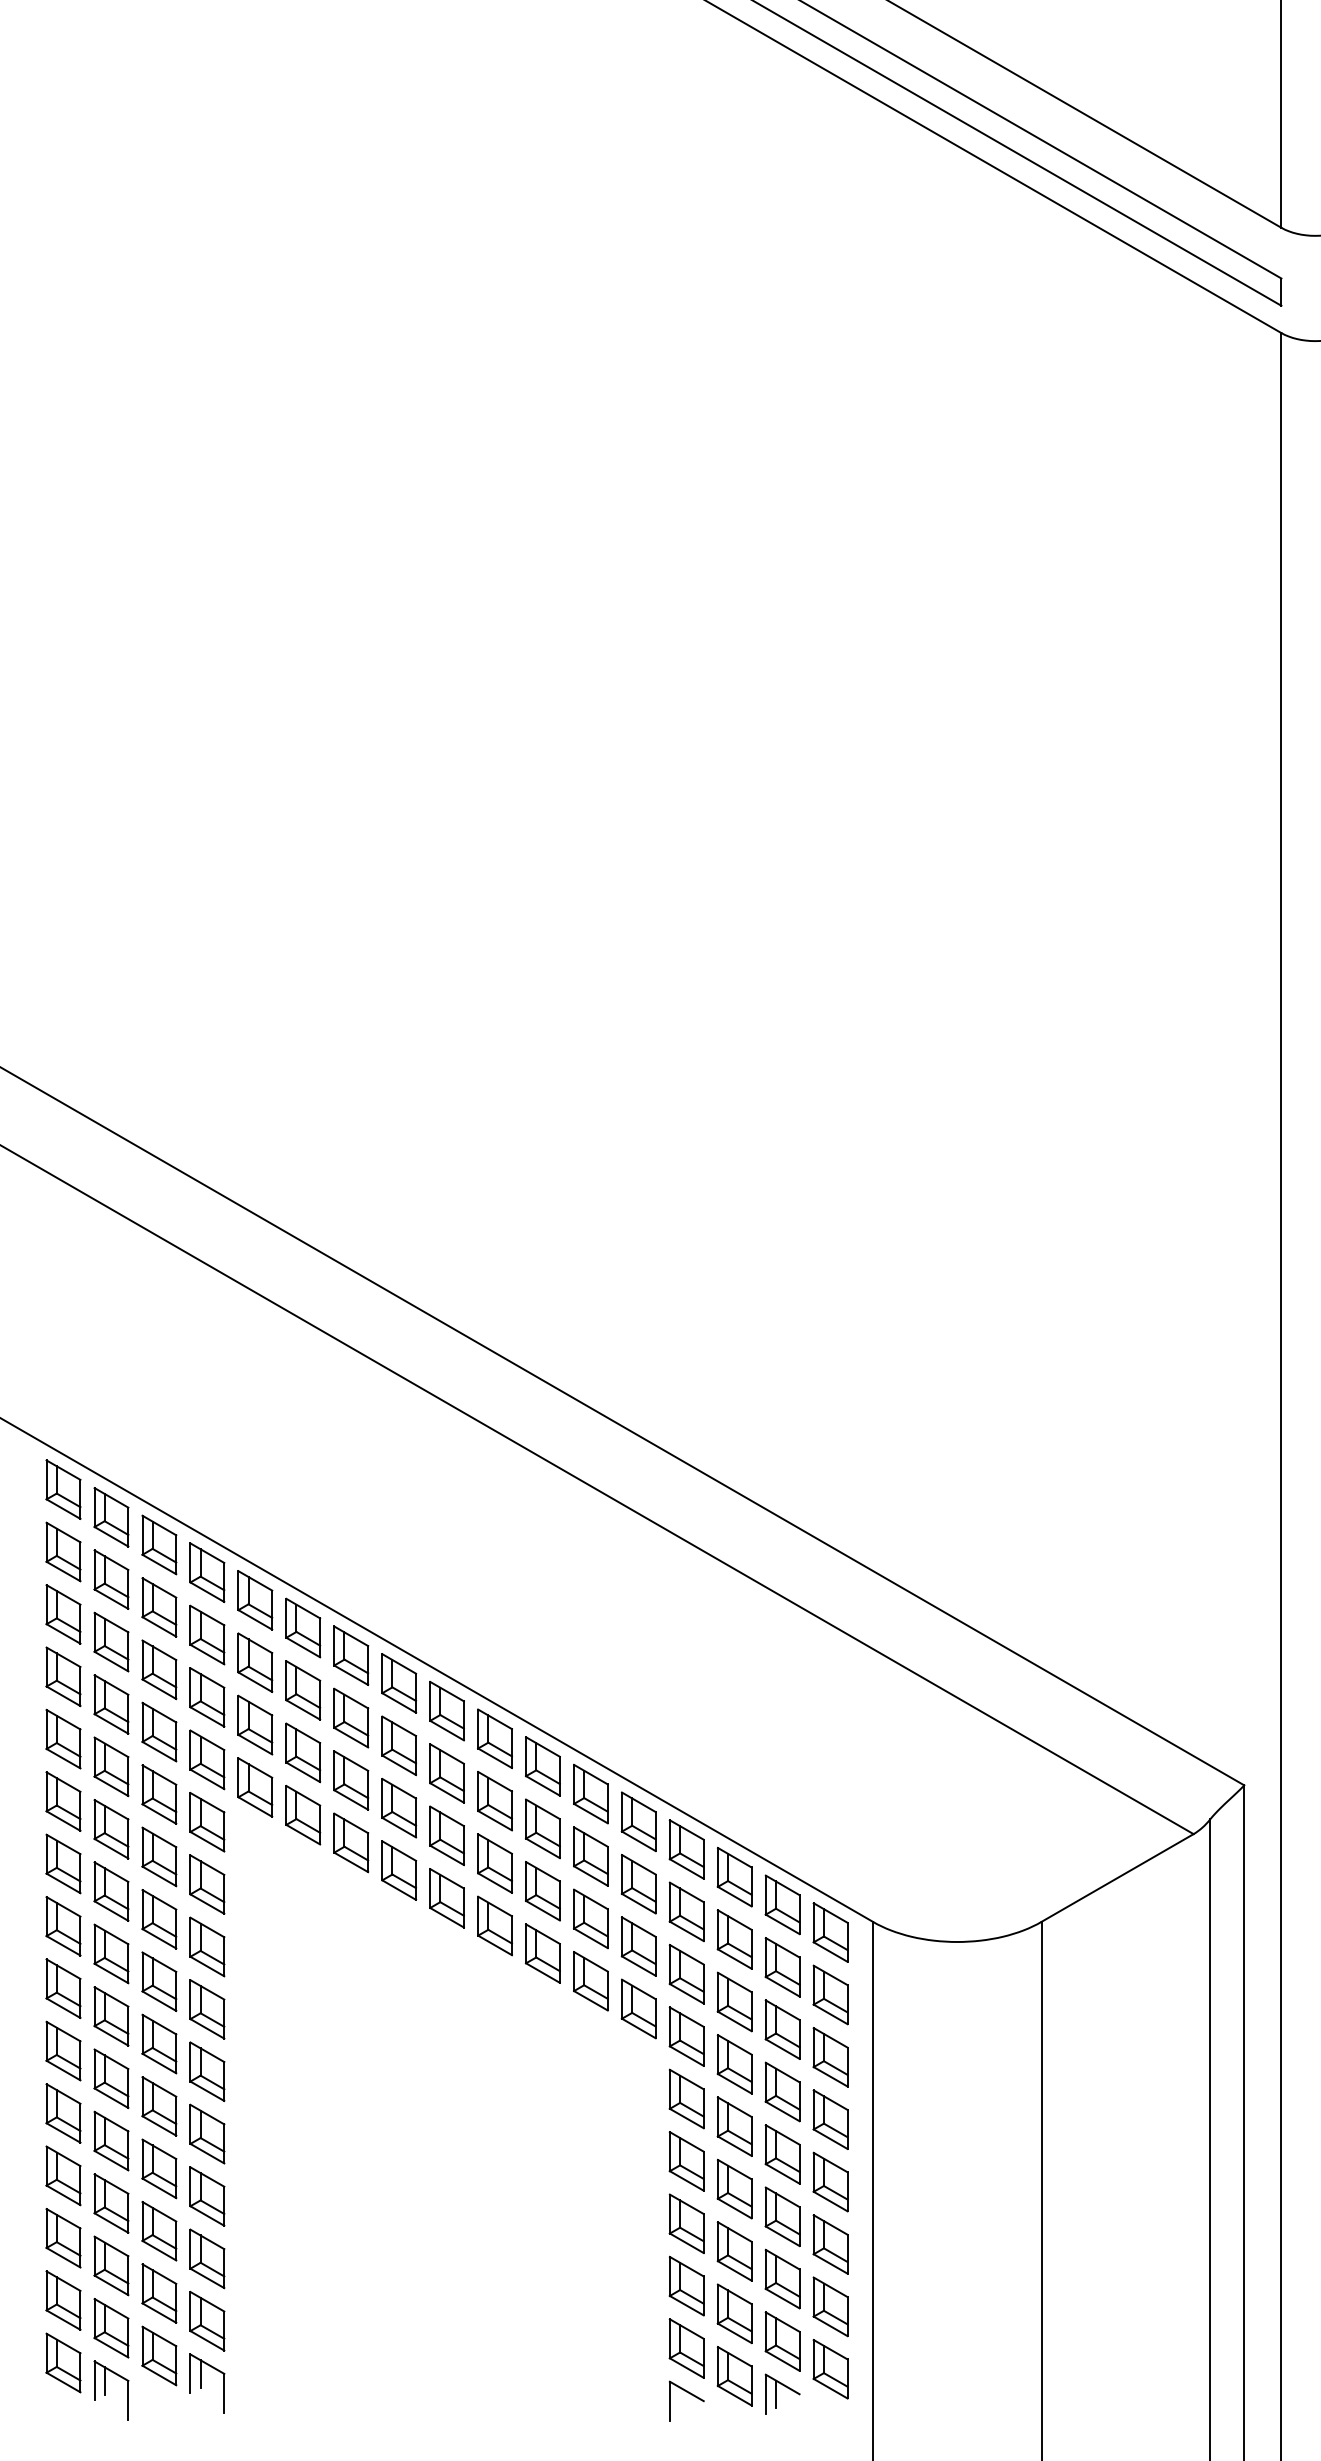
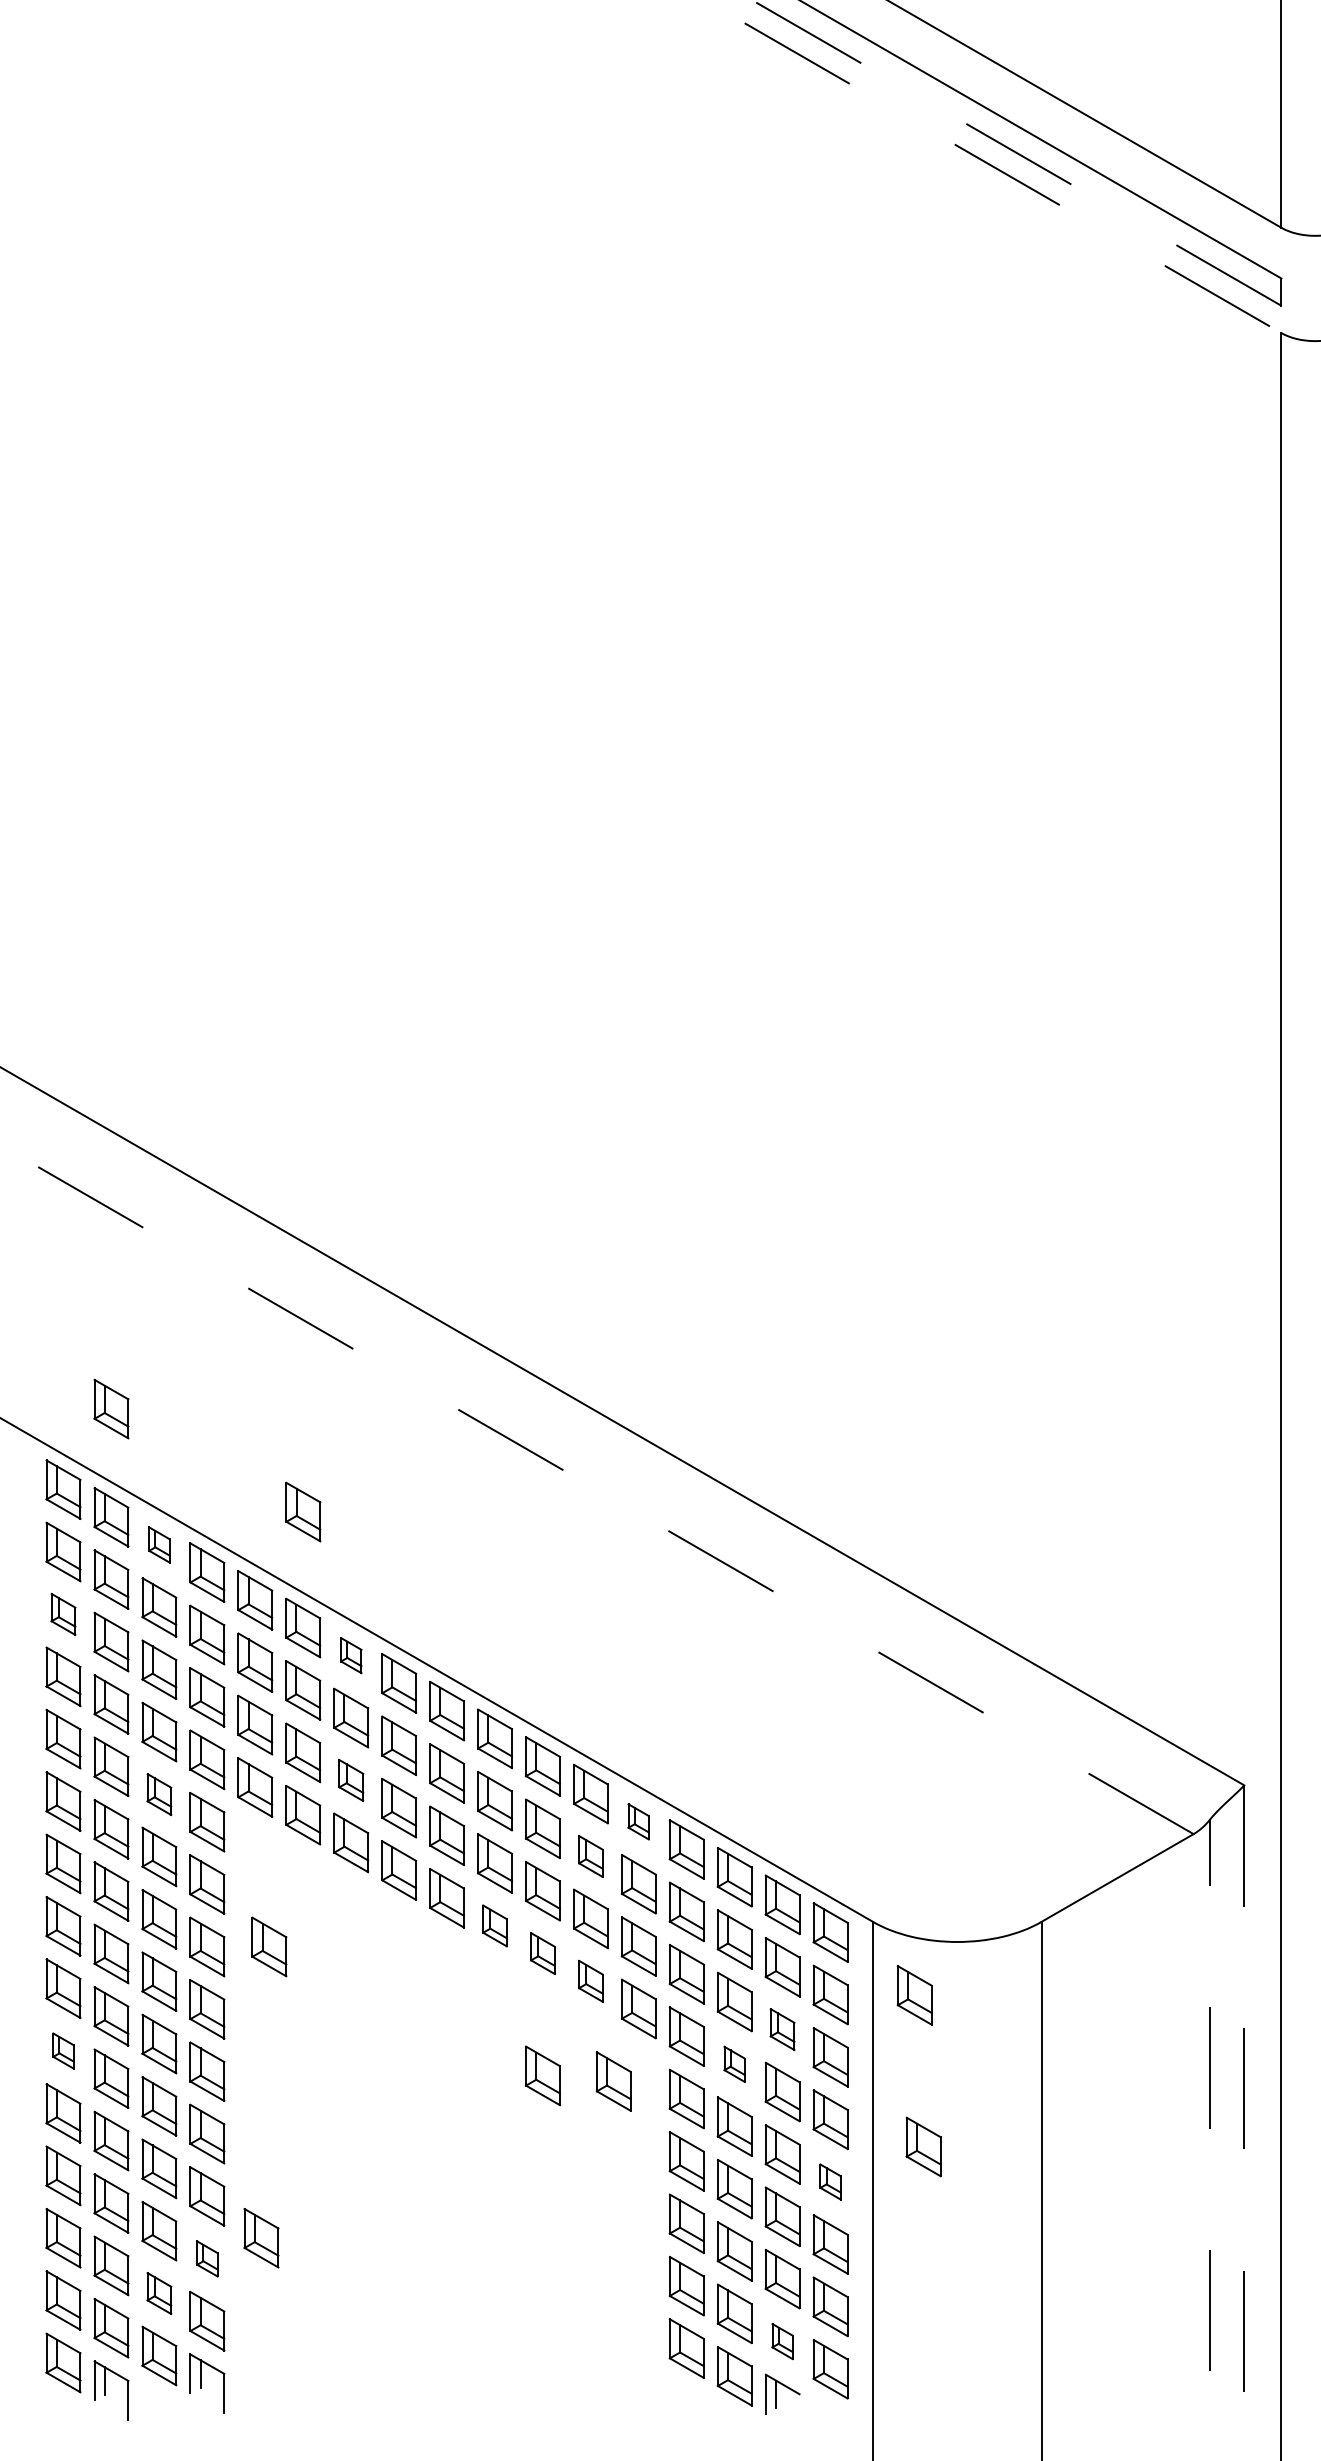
line: solid -> dashed (1016, 152)
line: solid -> dashed (993, 166)
part: none -> present (111, 1408)
line: solid -> dashed (597, 1489)
part: none -> present (303, 1511)
part size: 37x62 px -> 23x38 px (159, 1544)
part size: 37x61 px -> 27x44 px (63, 1613)
part size: 37x61 px -> 23x38 px (351, 1655)
part size: 37x61 px -> 27x43 px (351, 1780)
part size: 37x61 px -> 27x44 px (159, 1794)
part size: 37x62 px -> 23x38 px (638, 1821)
part size: 36x61 px -> 26x43 px (590, 1856)
part size: 36x62 px -> 26x44 px (494, 1925)
part: none -> present (269, 1946)
part size: 36x61 px -> 26x43 px (542, 1953)
part size: 36x61 px -> 26x44 px (590, 1980)
part: none -> present (914, 1995)
part size: 37x61 px -> 27x44 px (782, 2029)
part size: 37x62 px -> 23x38 px (63, 2050)
part size: 37x61 px -> 23x38 px (734, 2063)
part: none -> present (542, 2075)
part: none -> present (613, 2081)
line: solid -> dashed (1244, 2123)
line: solid -> dashed (1210, 2139)
part: none -> present (923, 2146)
part size: 37x62 px -> 23x38 px (830, 2181)
part: none -> present (261, 2238)
part size: 37x62 px -> 23x38 px (207, 2258)
part size: 37x61 px -> 27x44 px (159, 2293)
part size: 37x61 px -> 23x37 px (782, 2341)
part: present -> none (689, 2394)
